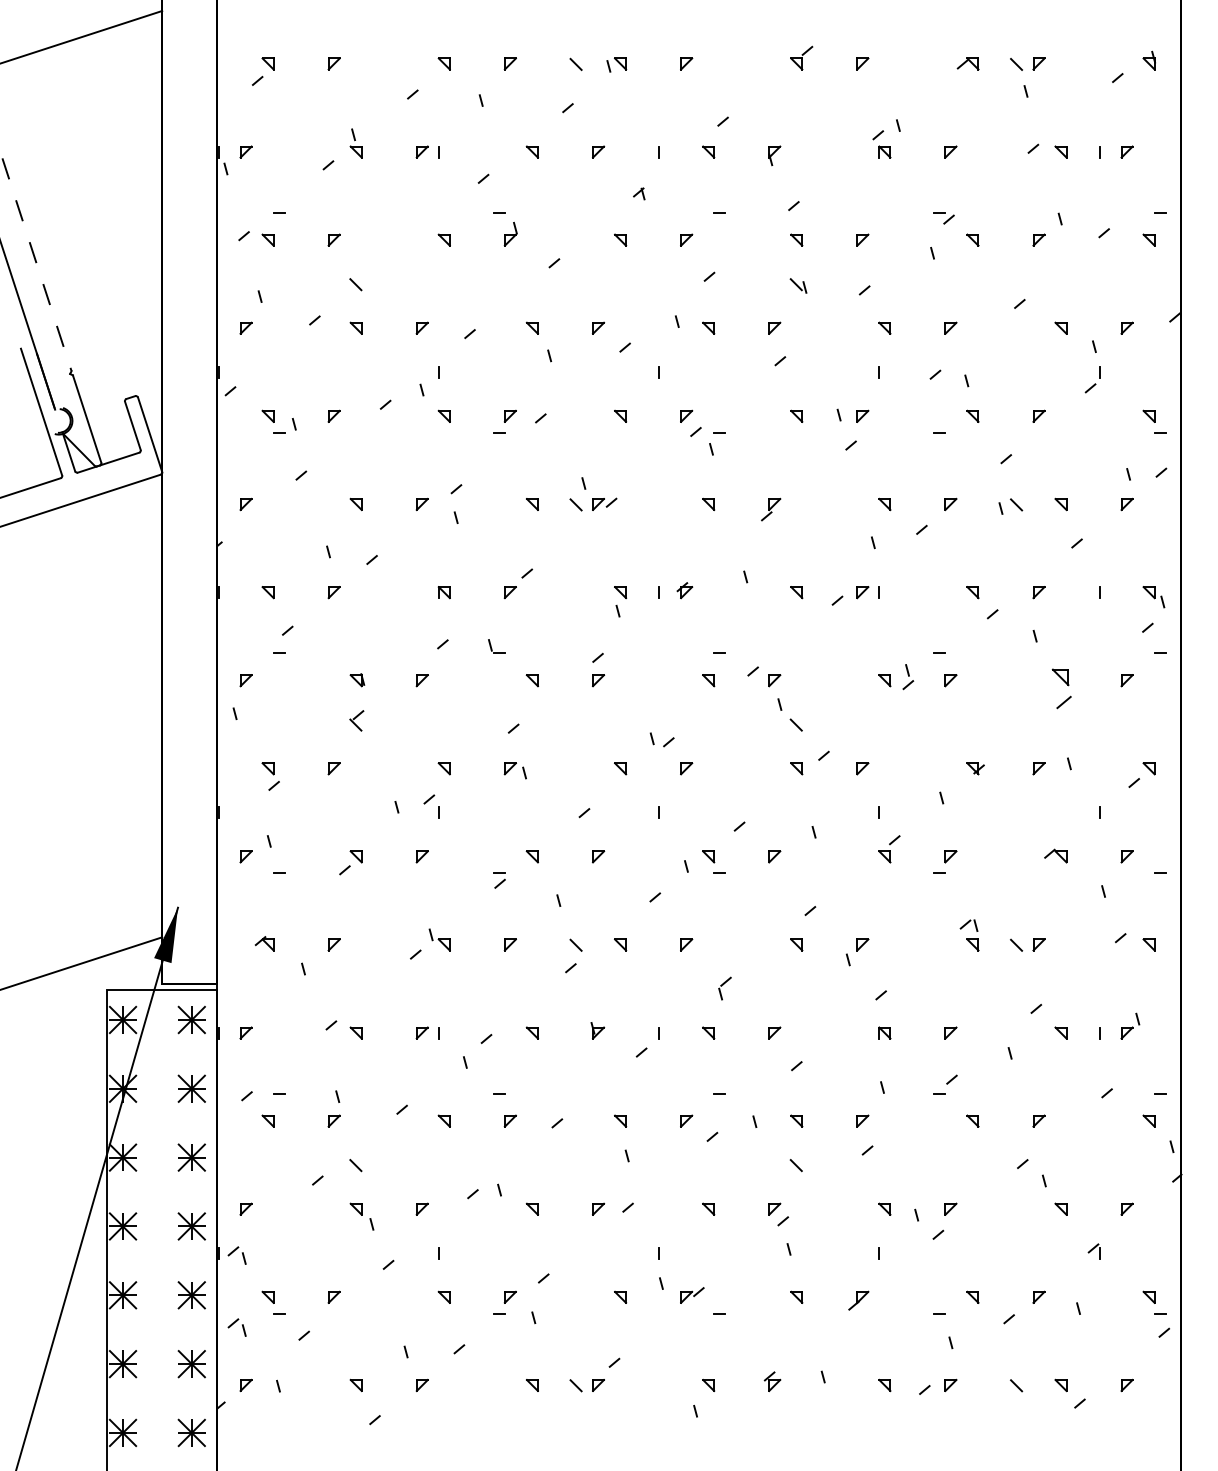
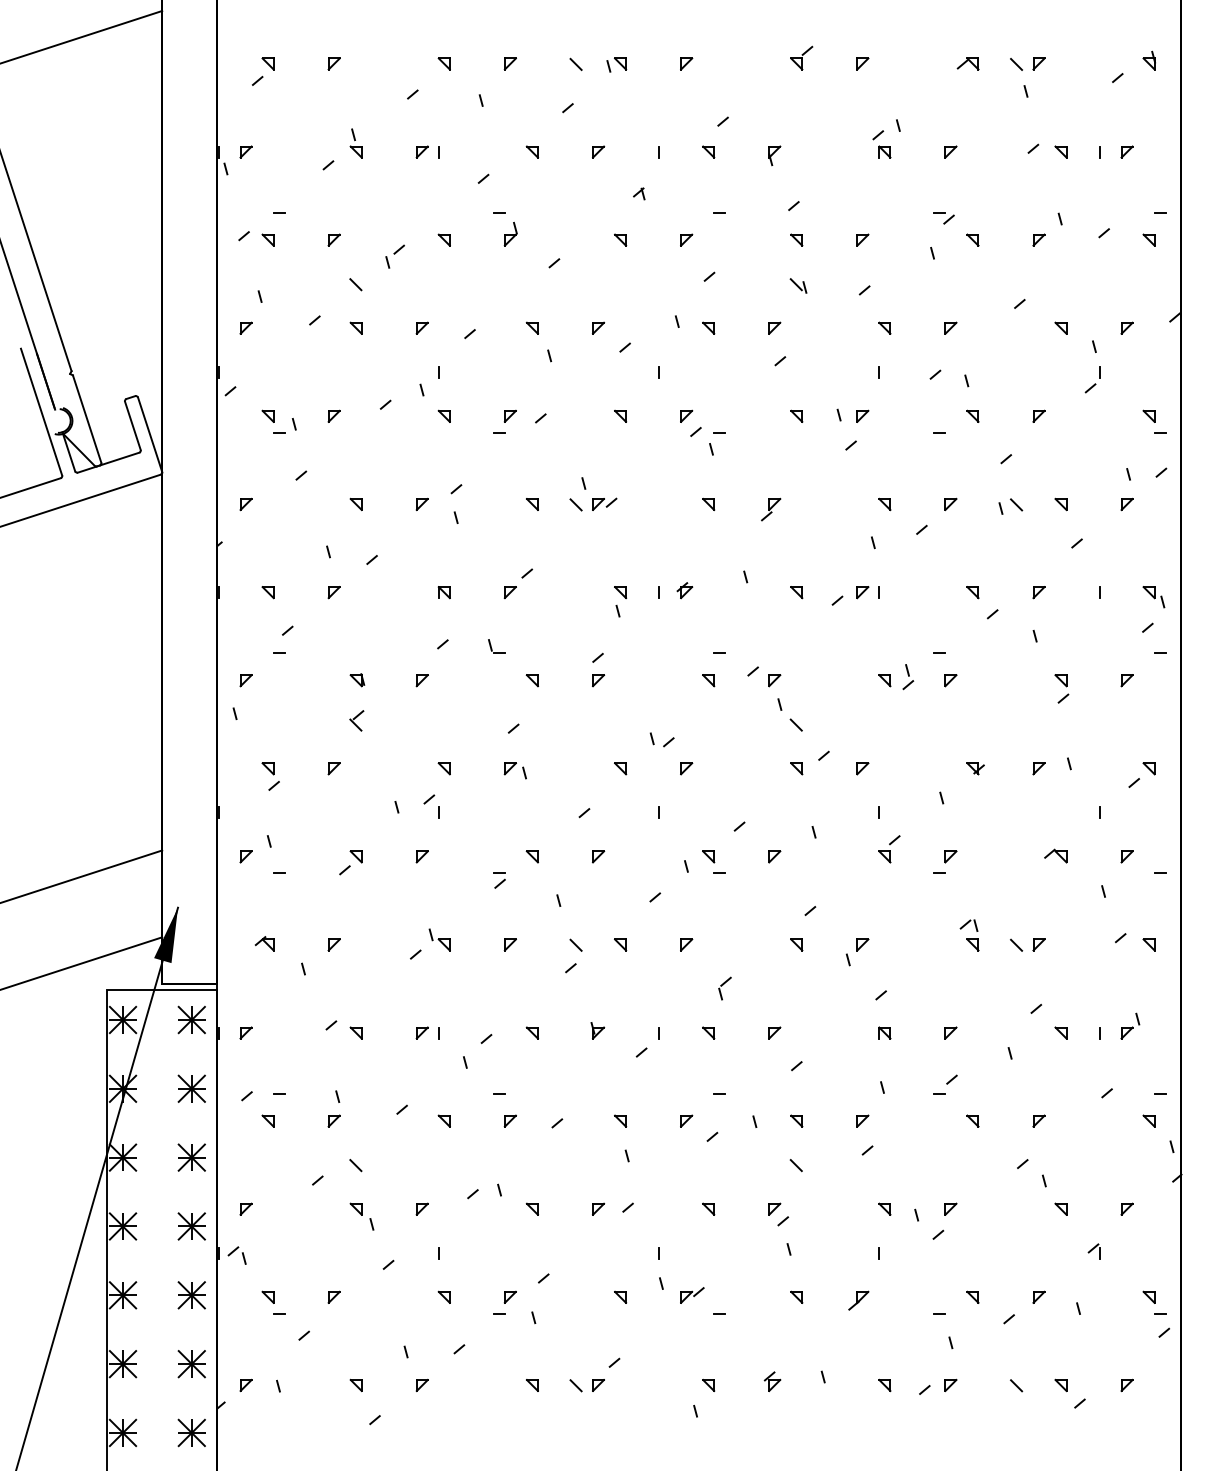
part: none -> present (394, 256)
line: dashed -> solid (36, 261)
part size: 21x42 px -> 16x30 px (1061, 688)
line: none -> present (82, 876)
part: present -> none (236, 1327)
